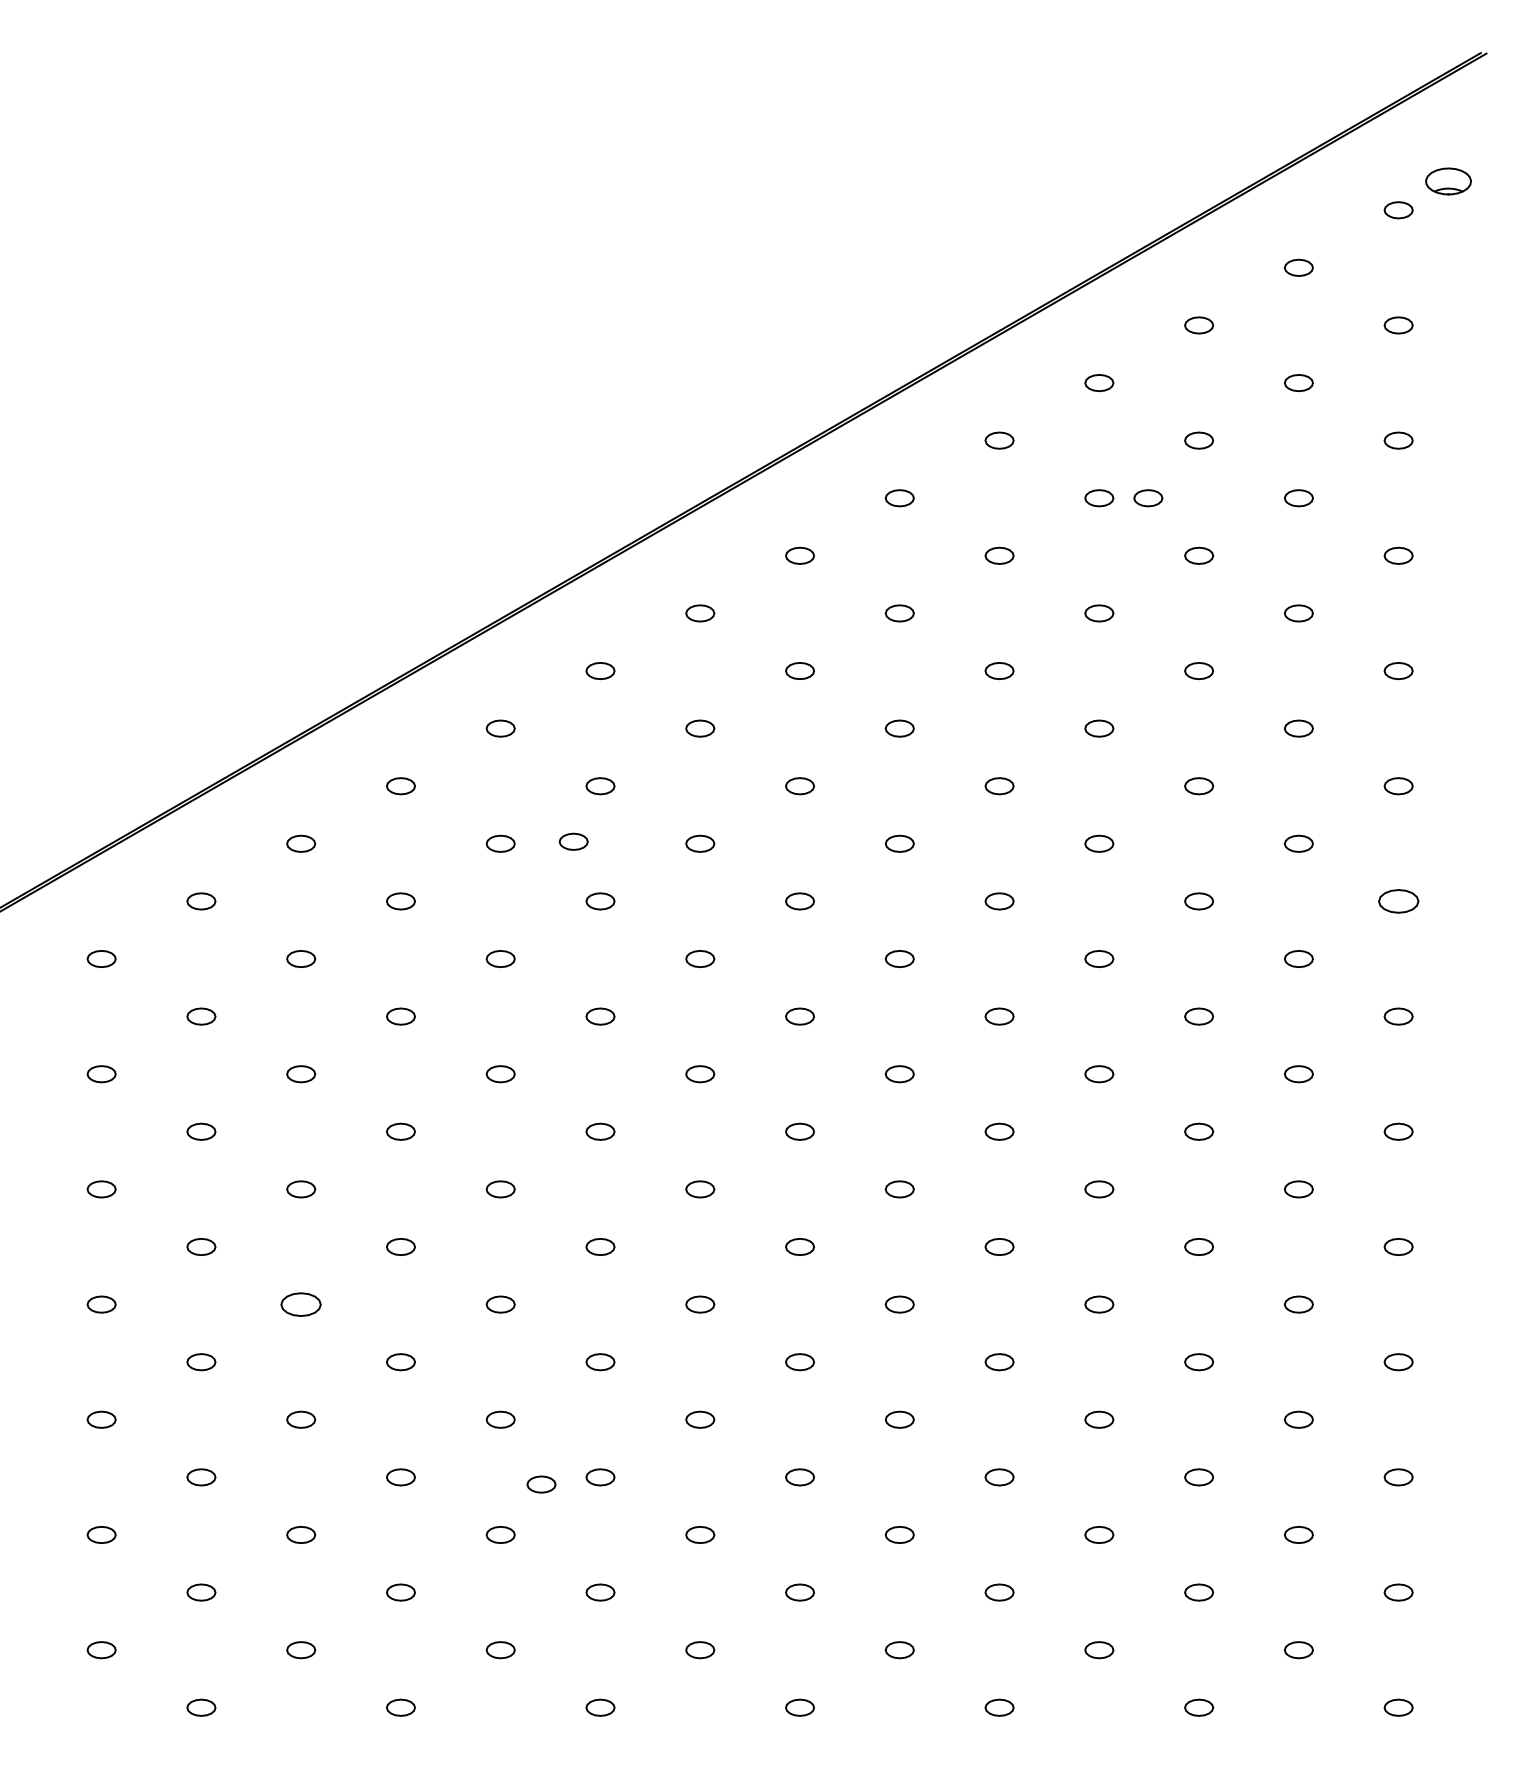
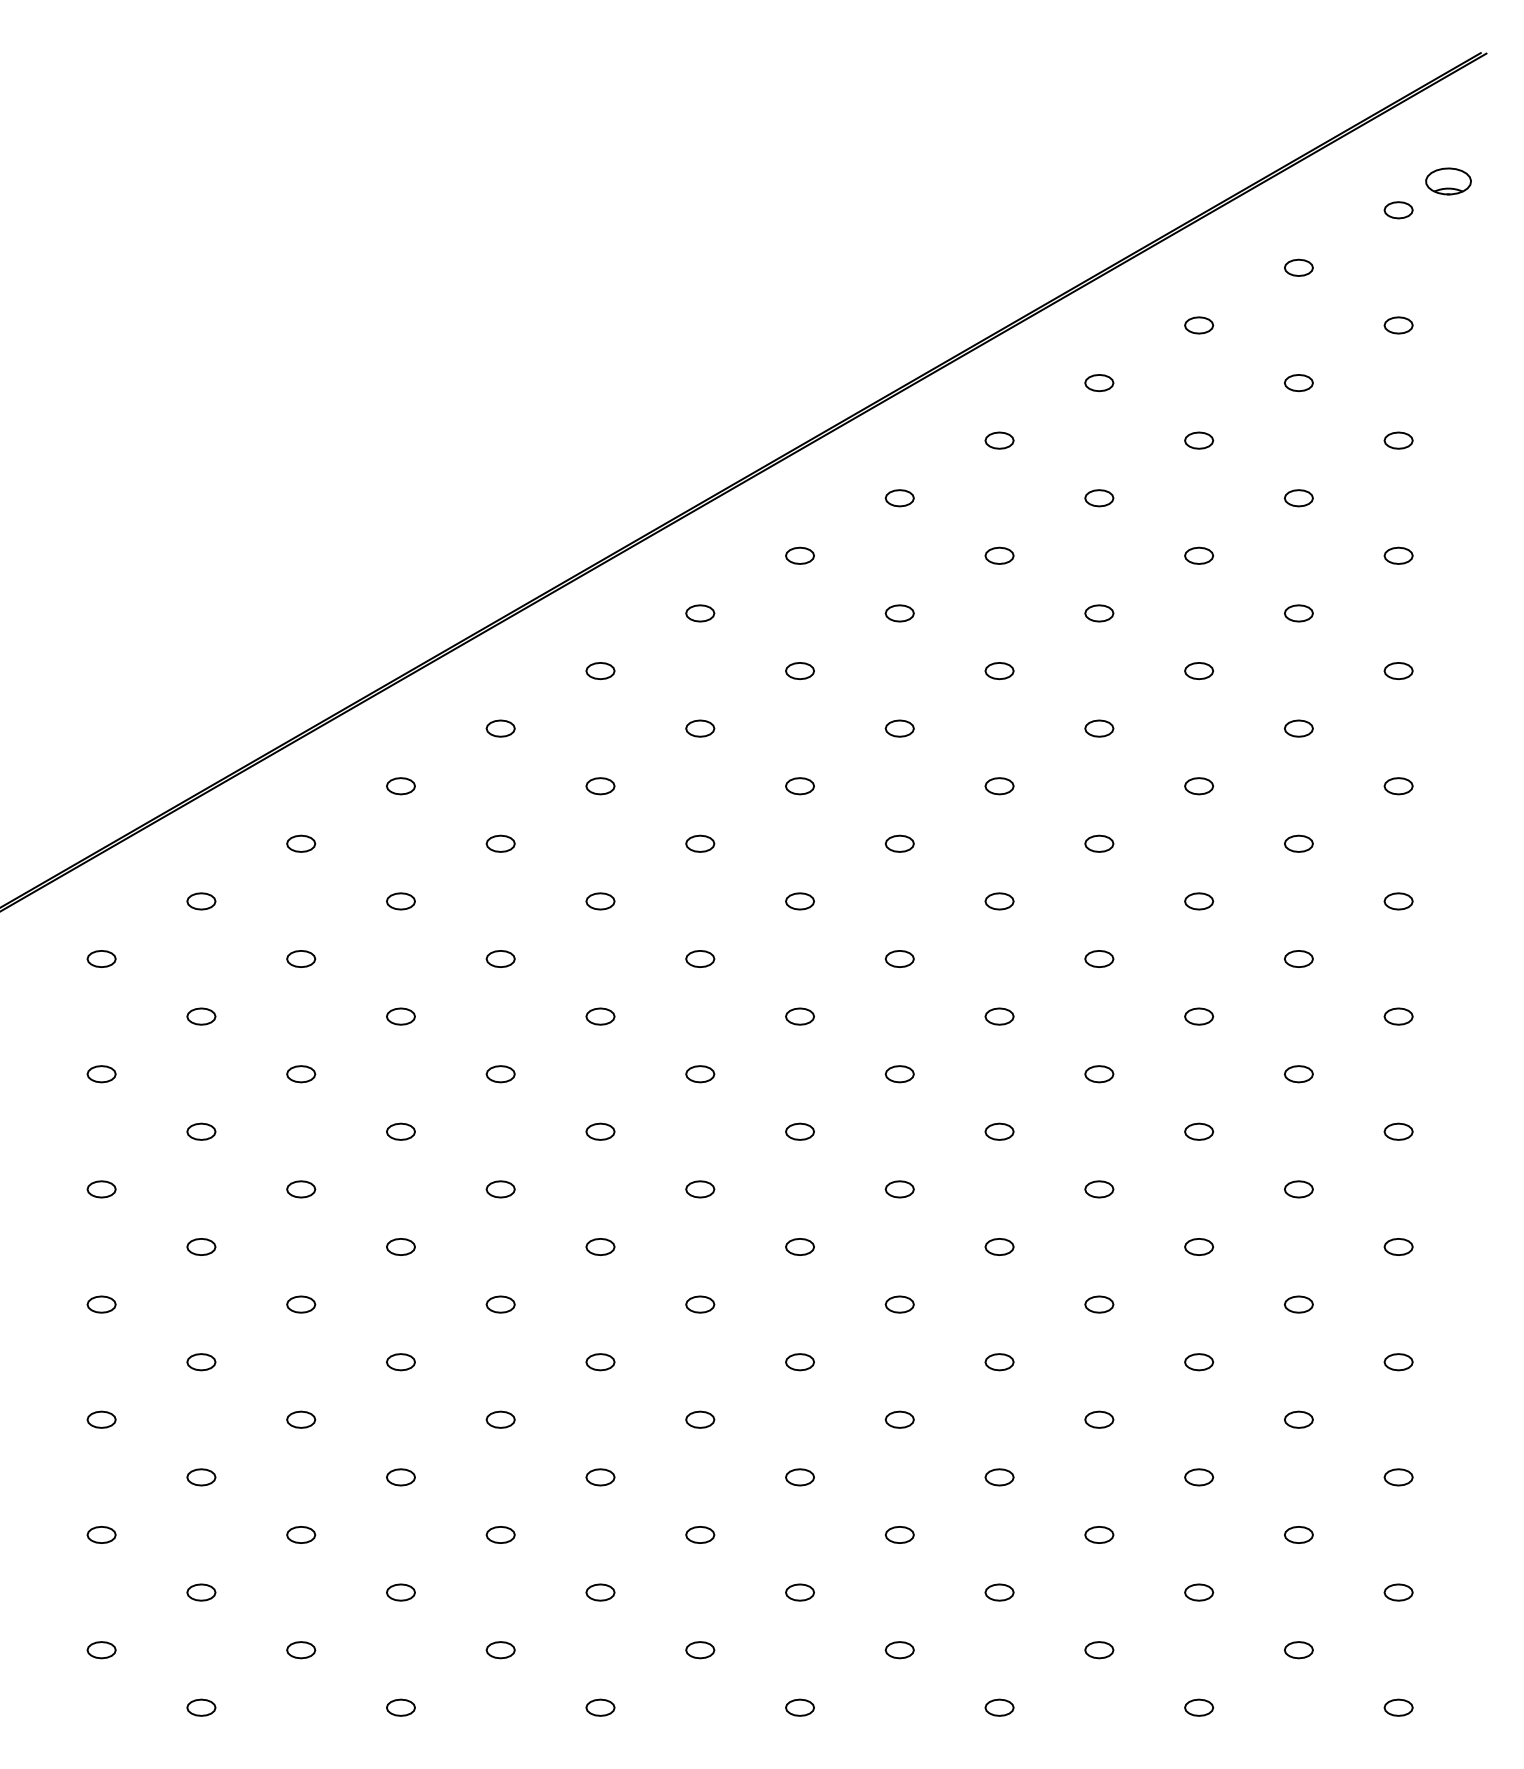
part: present -> none (1148, 498)
part: present -> none (573, 841)
part size: 42x25 px -> 31x19 px (1398, 901)
part size: 42x25 px -> 31x19 px (301, 1304)
part: present -> none (541, 1484)
